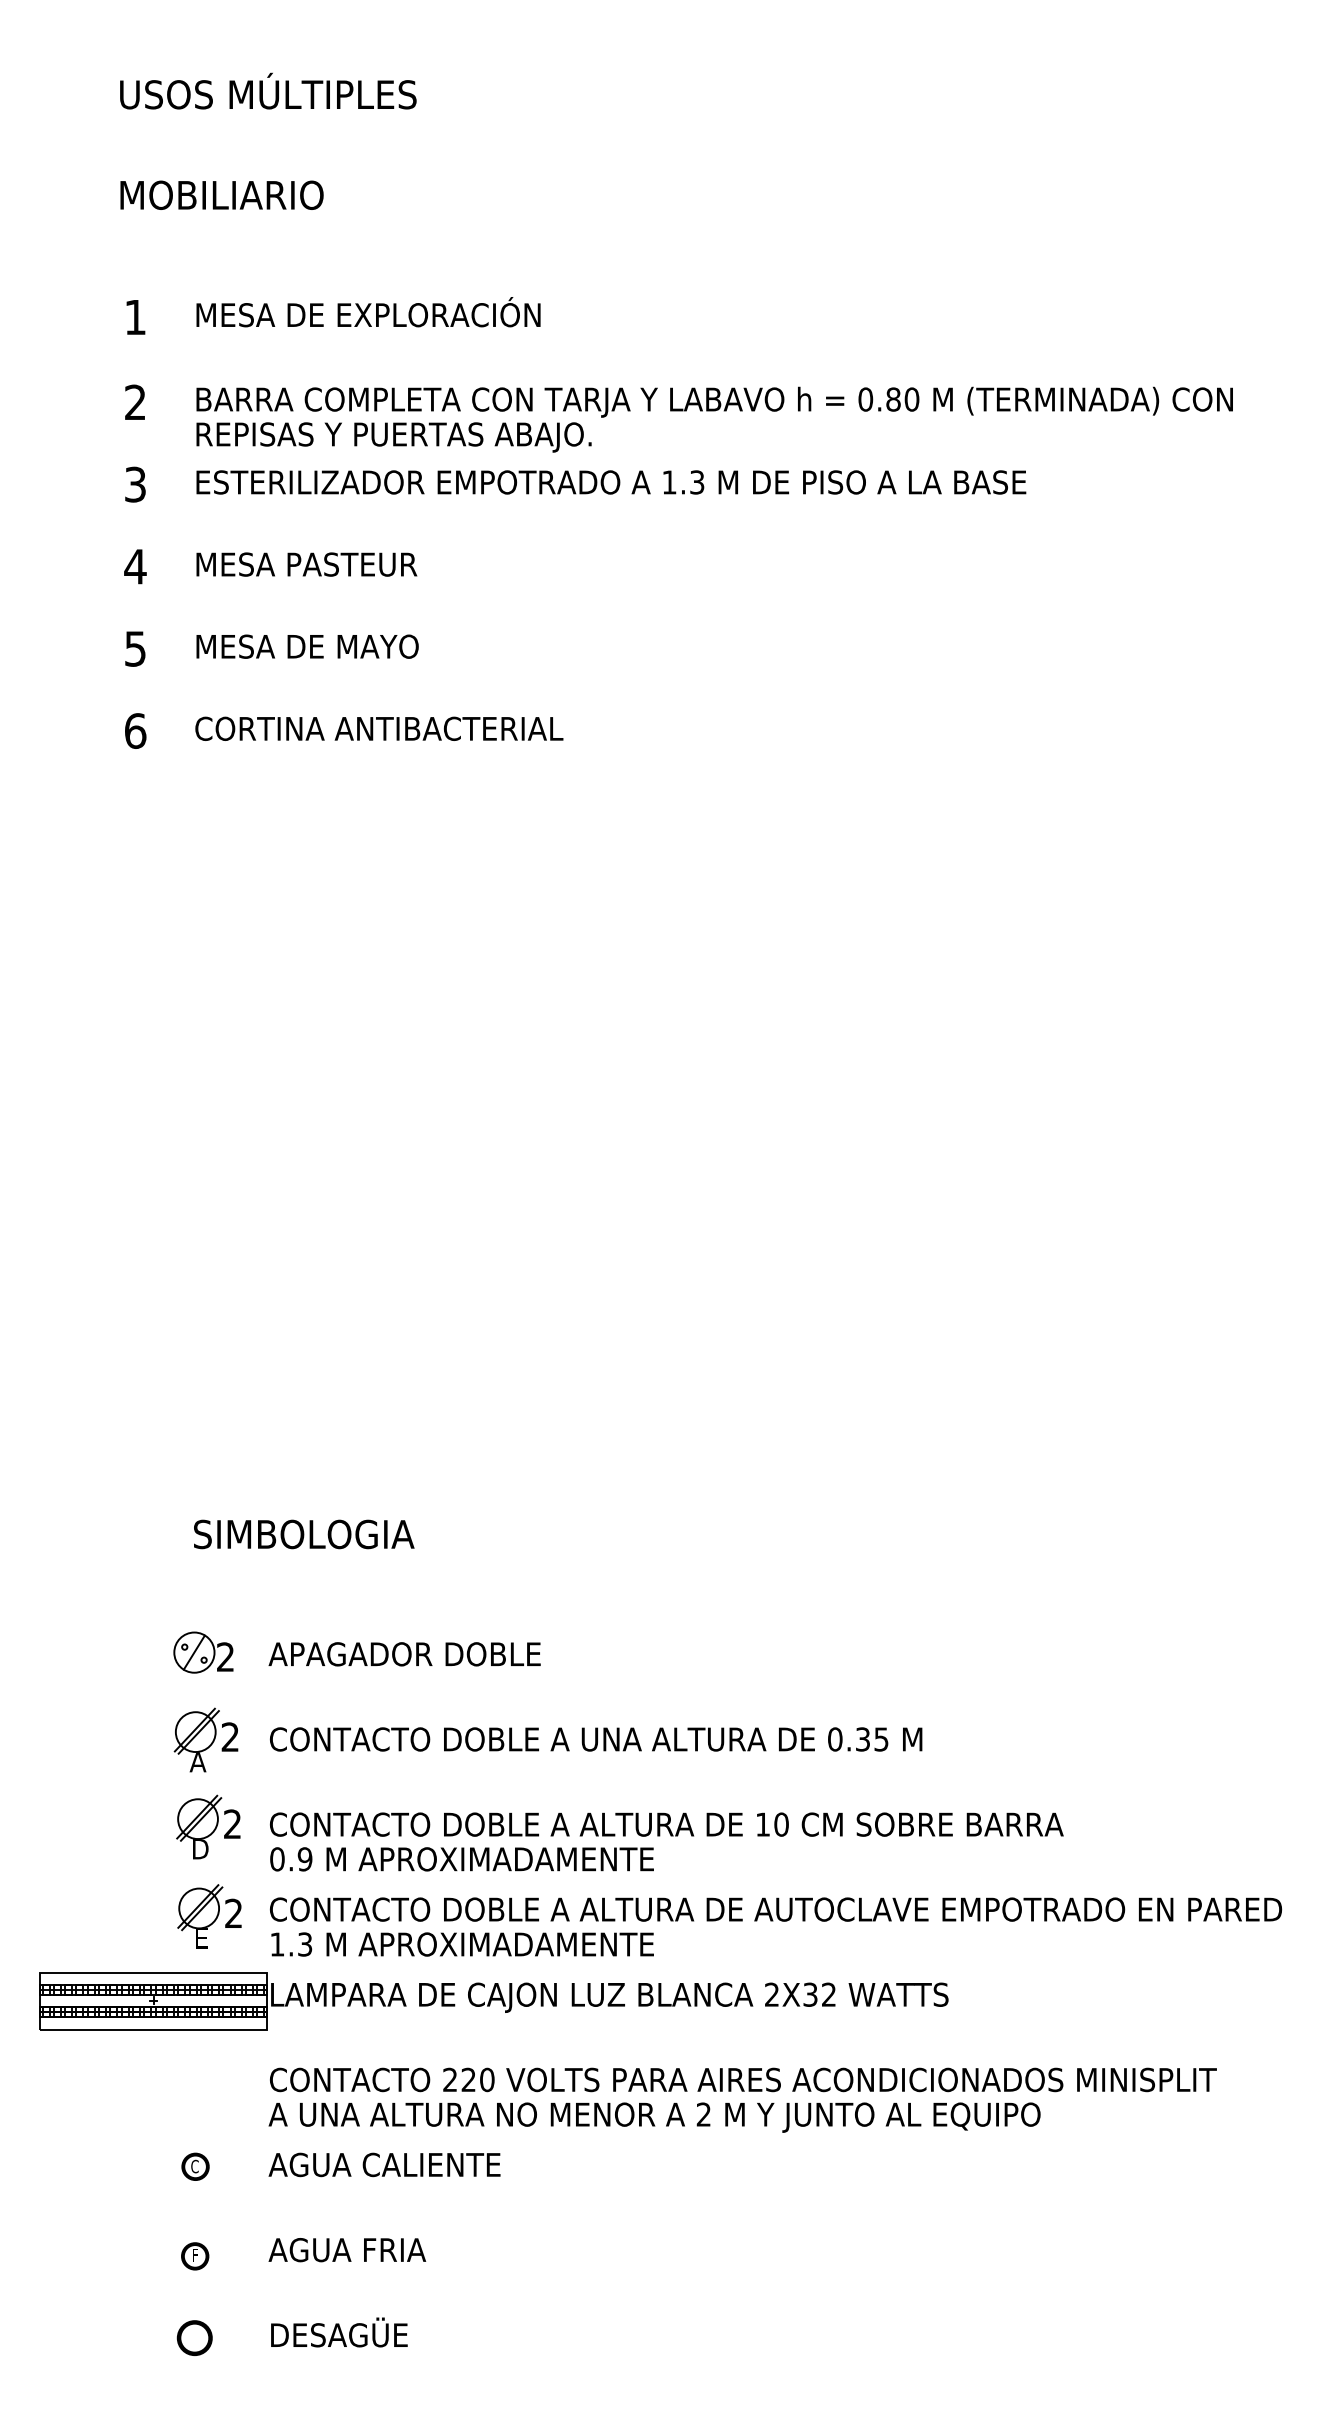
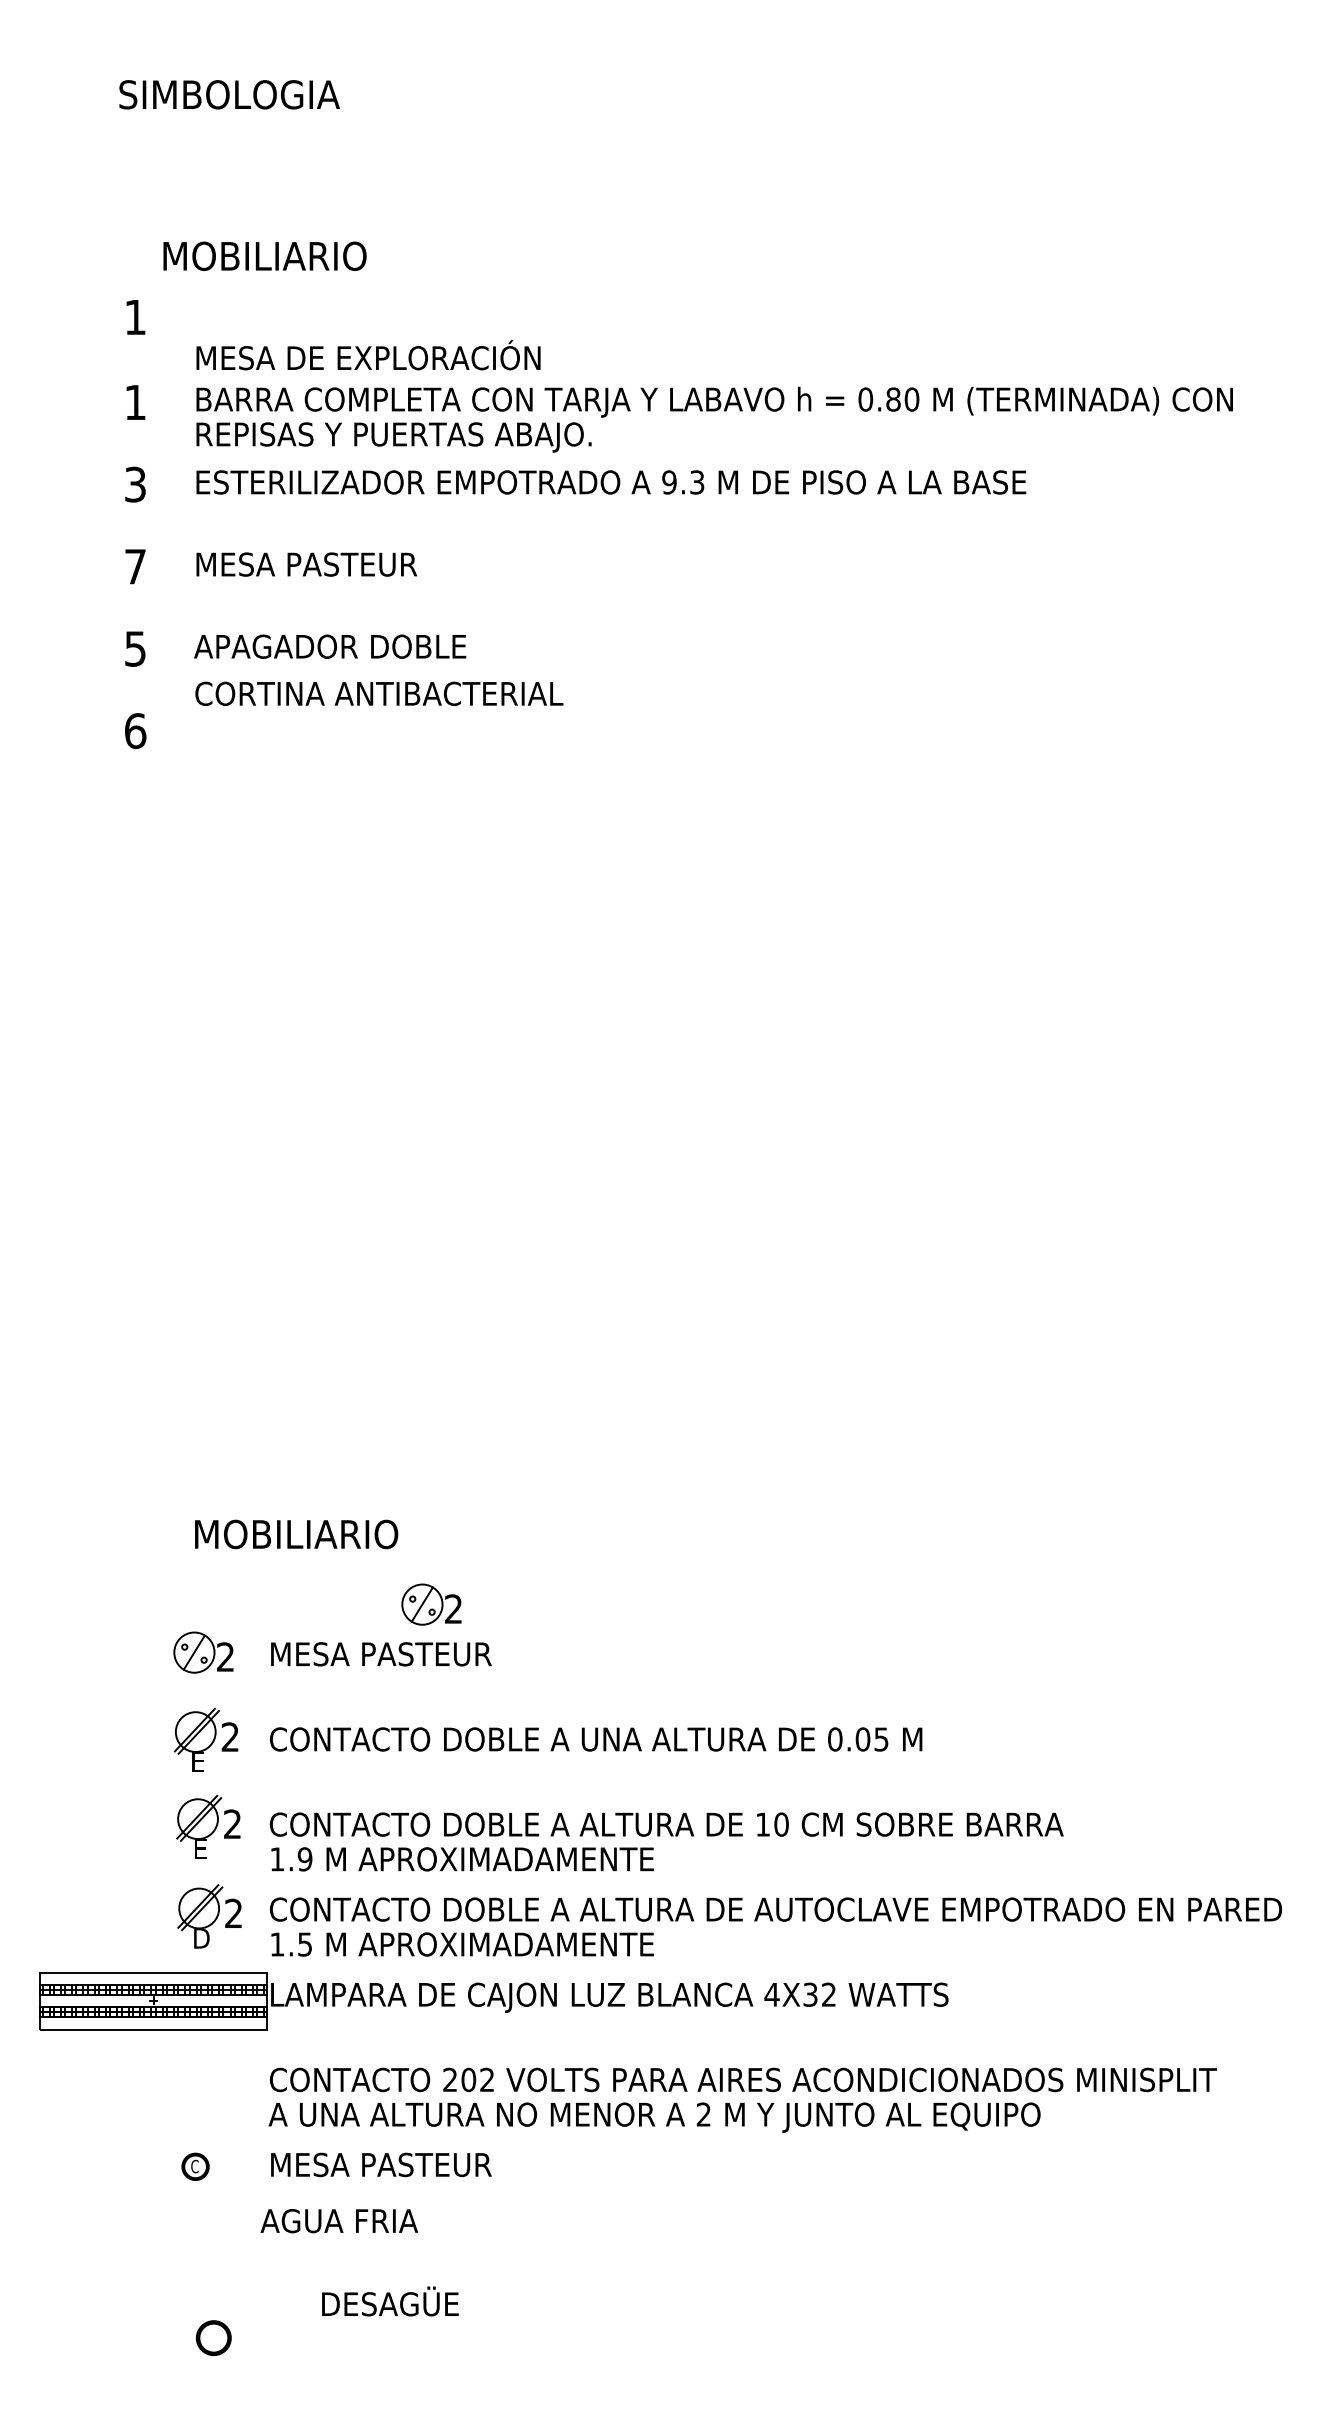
text: USOS MÚLTIPLES -> SIMBOLOGIA (267, 90)
text position: (221, 194) -> (264, 255) (264, 255)
text position: (368, 312) -> (368, 355) (368, 355)
text: 2 -> 1 (135, 401)
text: 1.3 -> 9.3 (669, 482)
text: 4 -> 7 (135, 566)
text: MESA DE MAYO -> APAGADOR DOBLE (330, 646)
text position: (379, 728) -> (379, 693) (379, 693)
text: SIMBOLOGIA -> MOBILIARIO (304, 1534)
part: none -> present (431, 1604)
text: APAGADOR DOBLE -> MESA PASTEUR (404, 1654)
text: 0.35 -> 0.05 (862, 1739)
text: A -> E (197, 1762)
text: D -> E (200, 1849)
text: 0.9 -> 1.9 (277, 1859)
text: E -> D (201, 1938)
text: 1.3 -> 1.5 (305, 1943)
text: 2X32 -> 4X32 (771, 1994)
text: 220 -> 202 (477, 2079)
text: AGUA CALIENTE -> MESA PASTEUR (384, 2164)
text position: (347, 2250) -> (339, 2221) (339, 2221)
part: present -> none (195, 2256)
text position: (339, 2332) -> (390, 2301) (390, 2301)
part position: (194, 2337) -> (213, 2337) (213, 2337)
